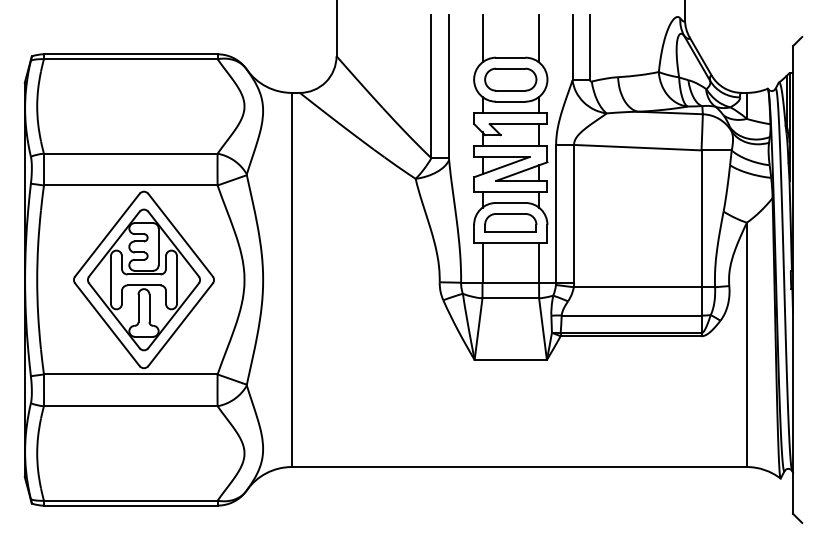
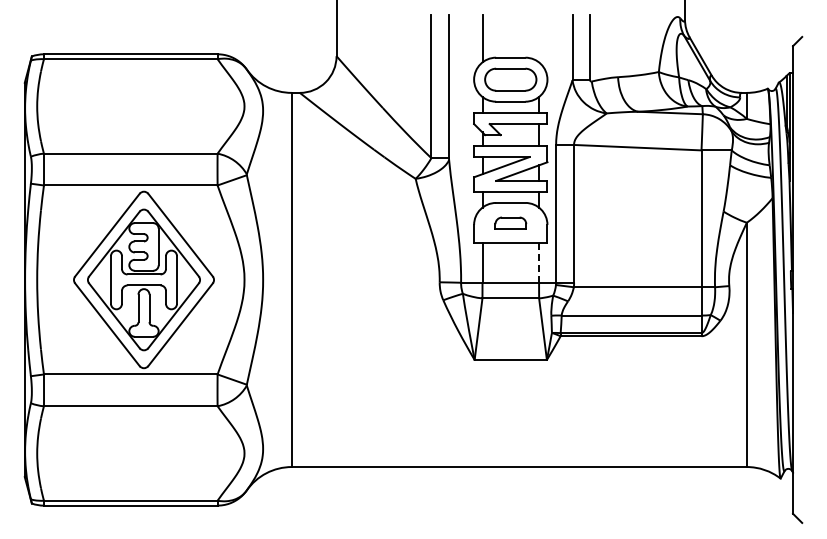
line: present -> none (539, 38)
part size: 54x20 px -> 34x14 px (510, 222)
line: solid -> dashed (539, 263)
